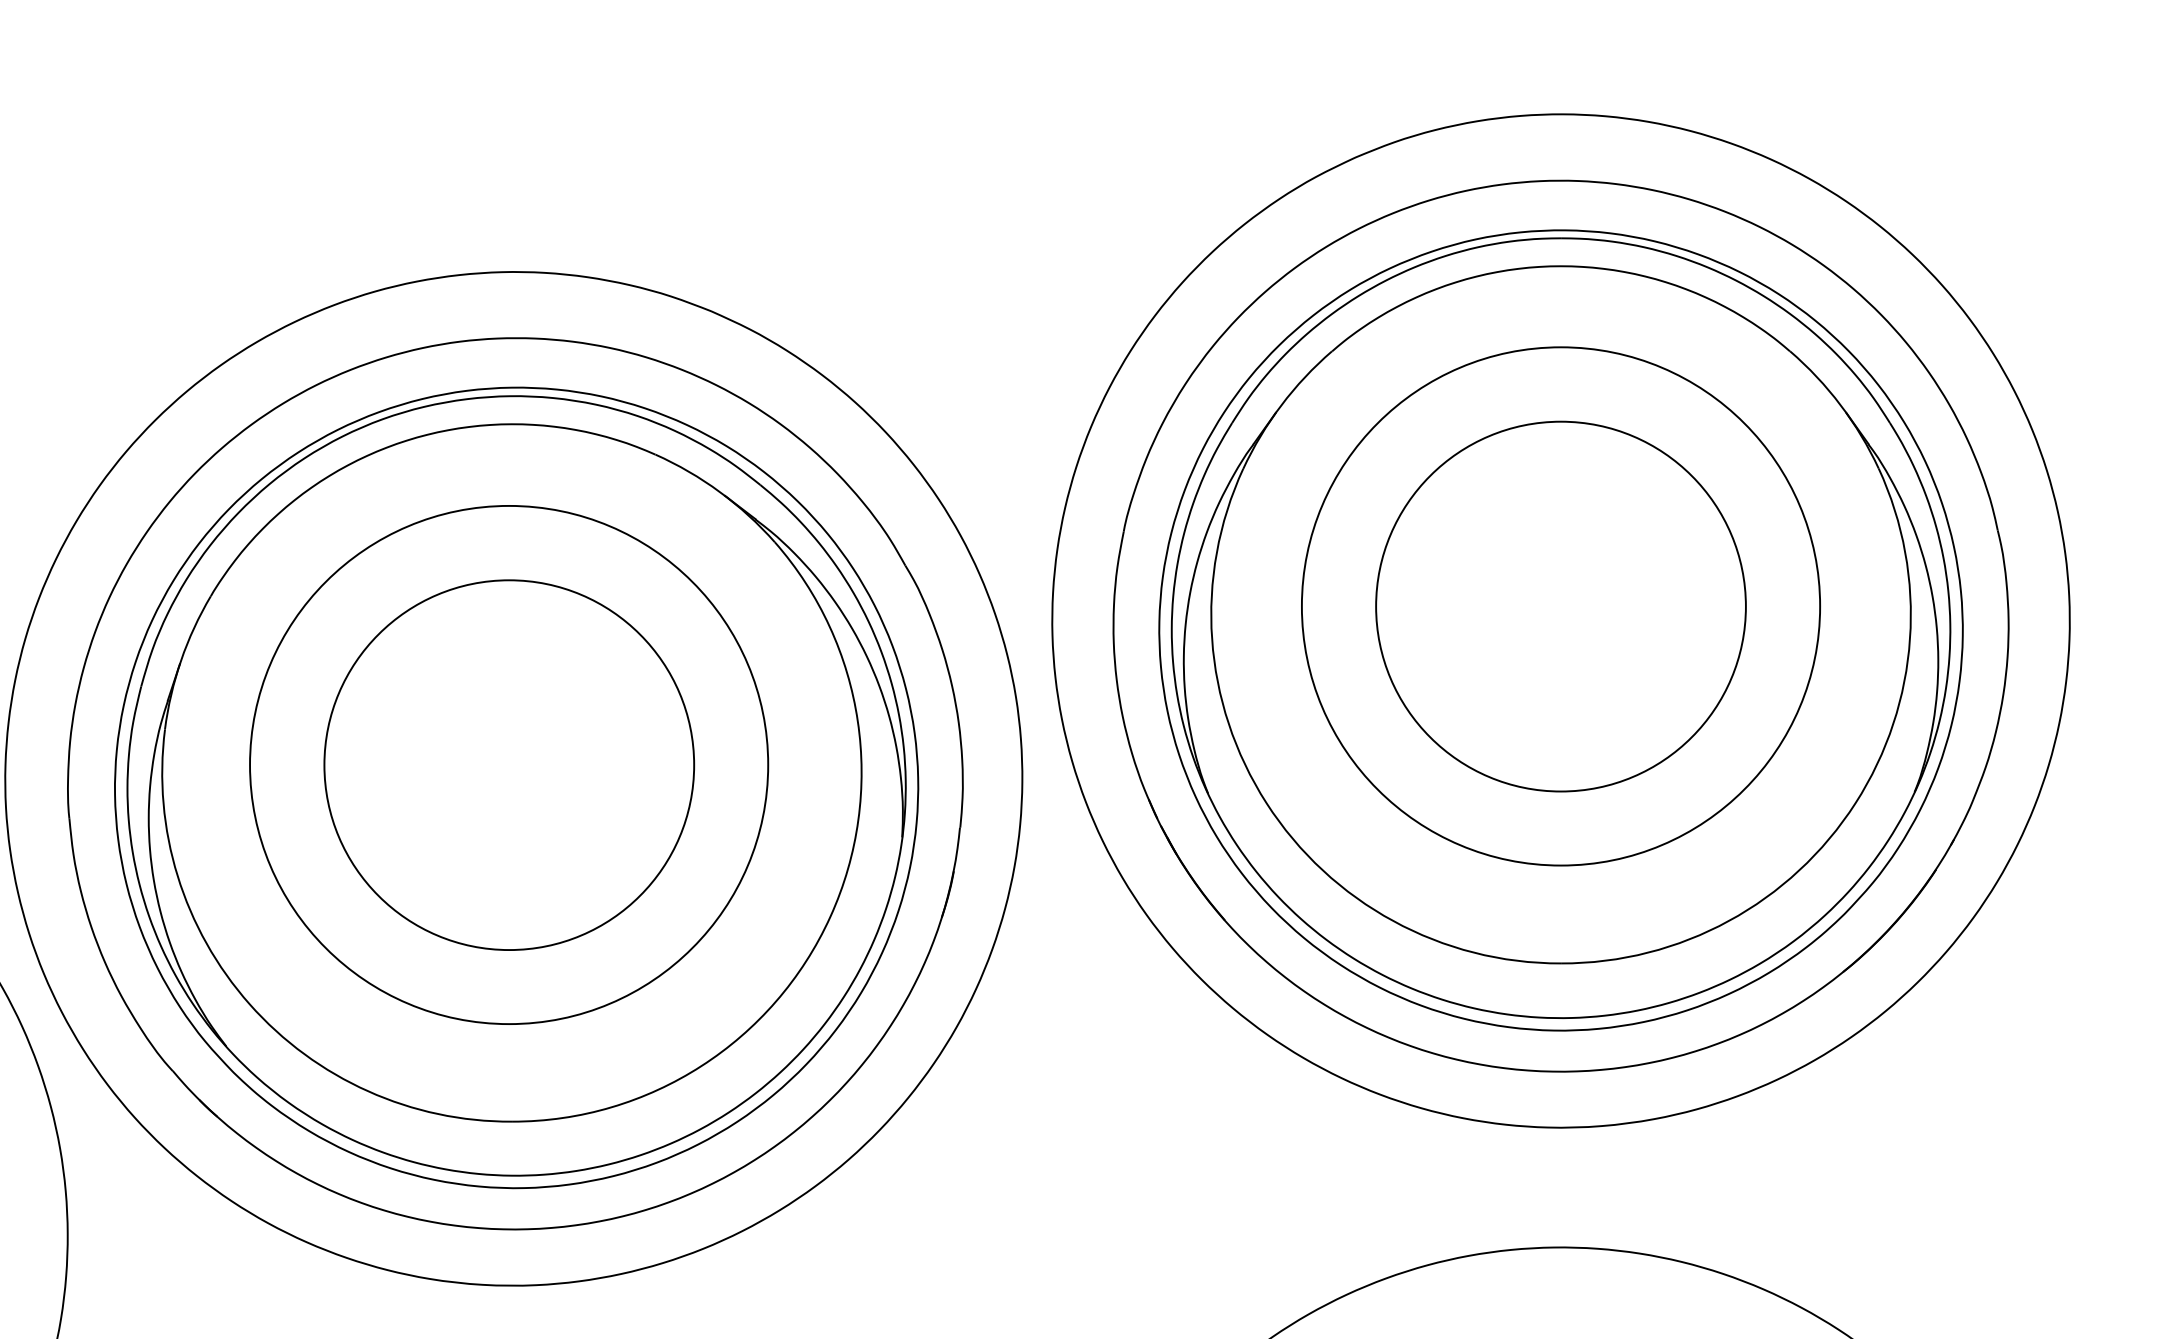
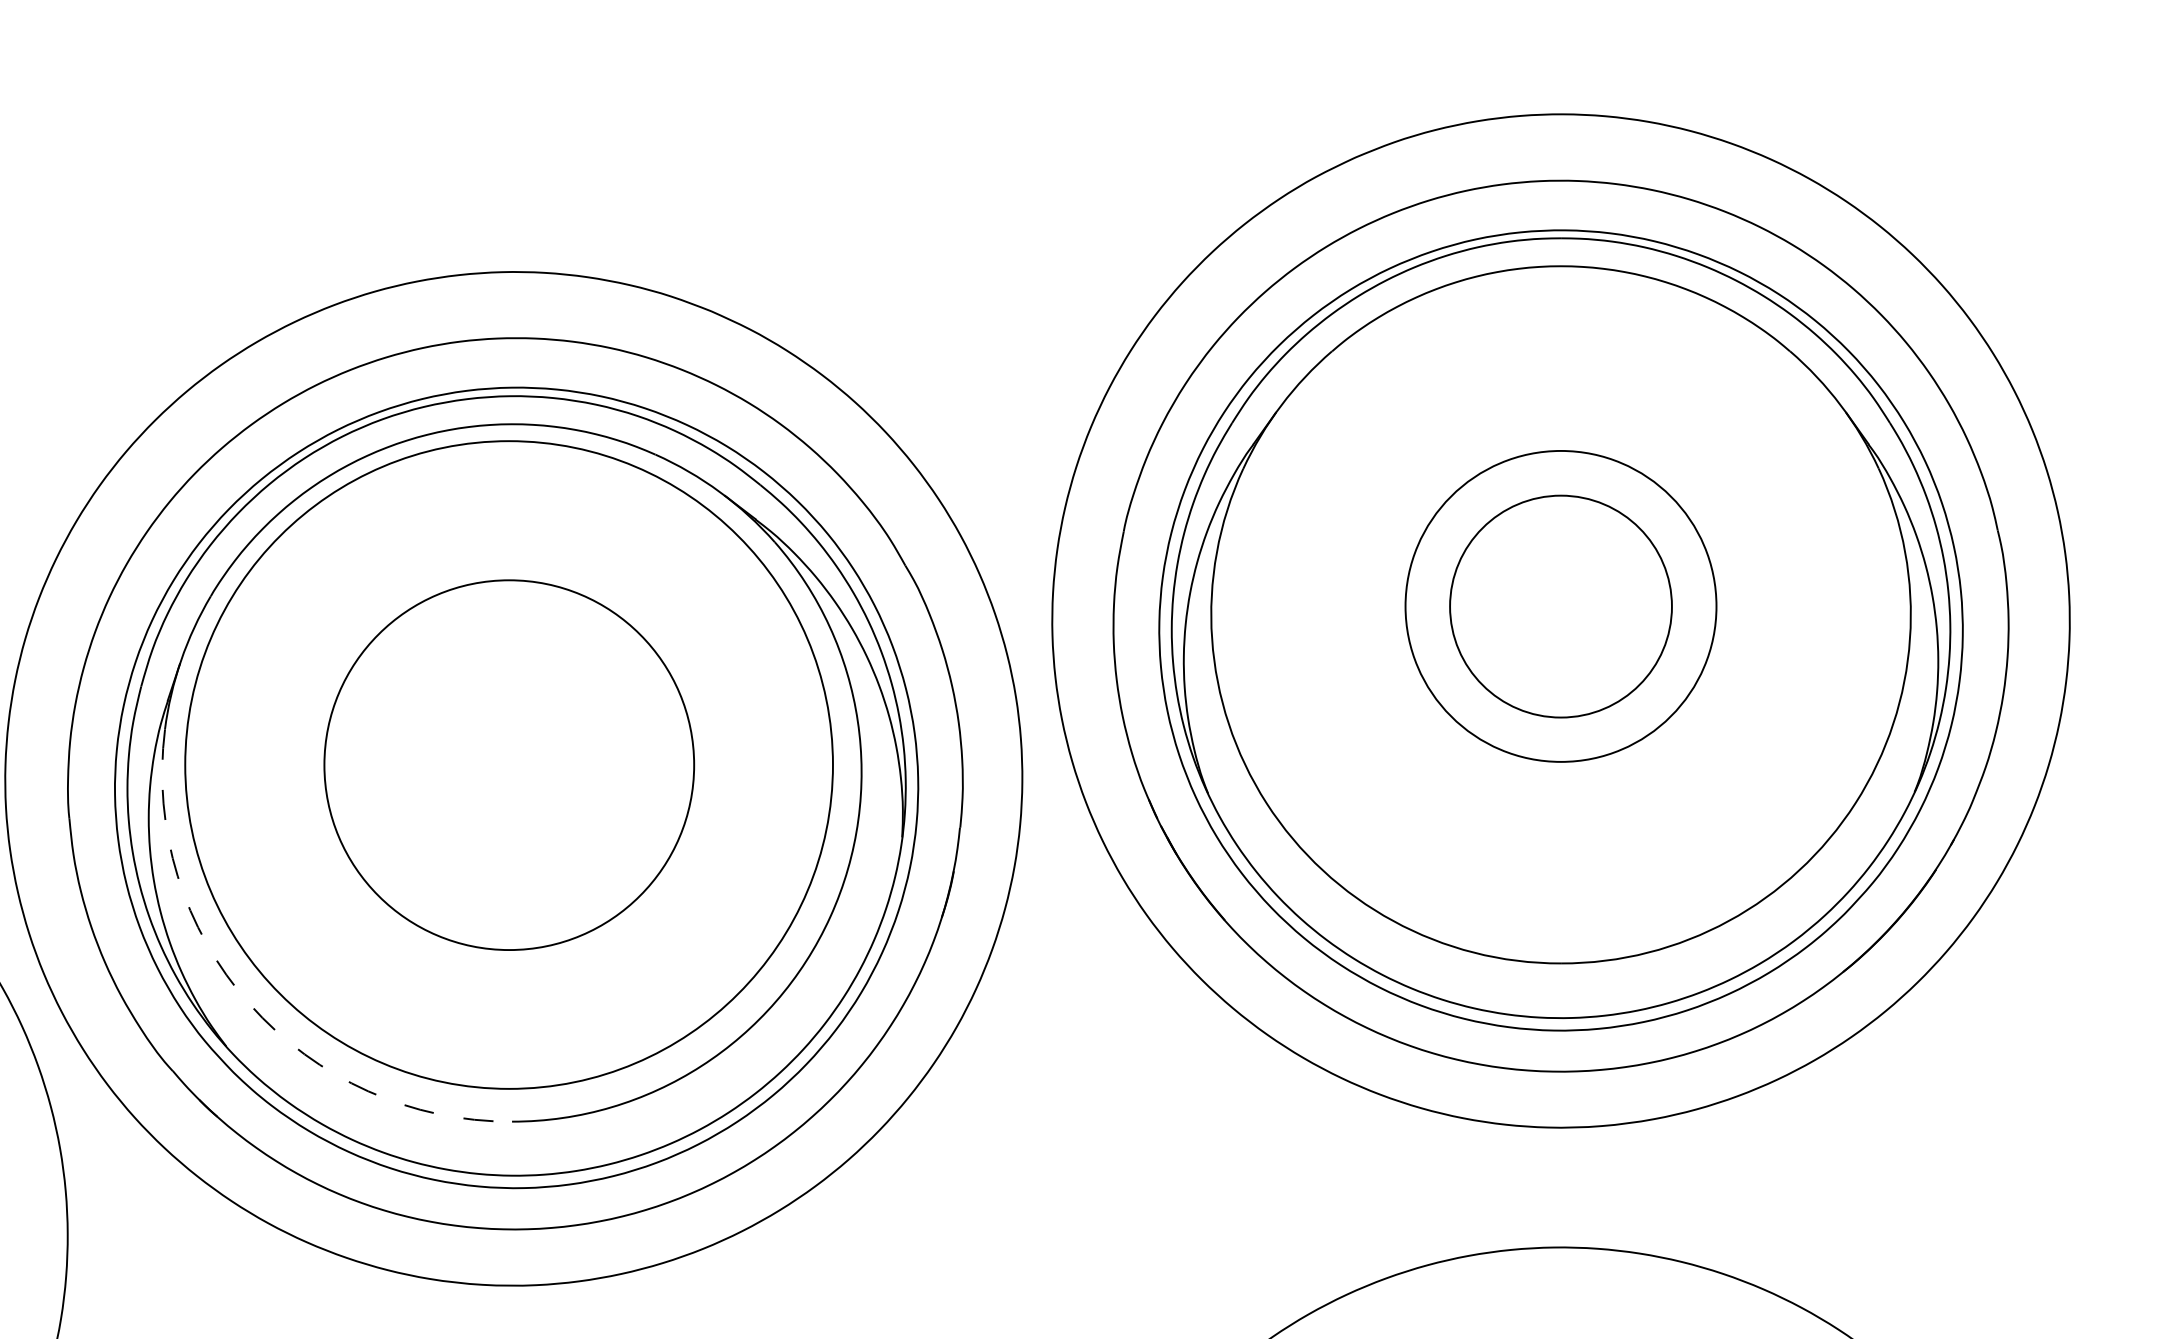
circle diameter: 370 px -> 222 px (1560, 606)
circle diameter: 518 px -> 311 px (1560, 605)
circle diameter: 518 px -> 648 px (508, 764)
arc: solid -> dashed (249, 1004)
